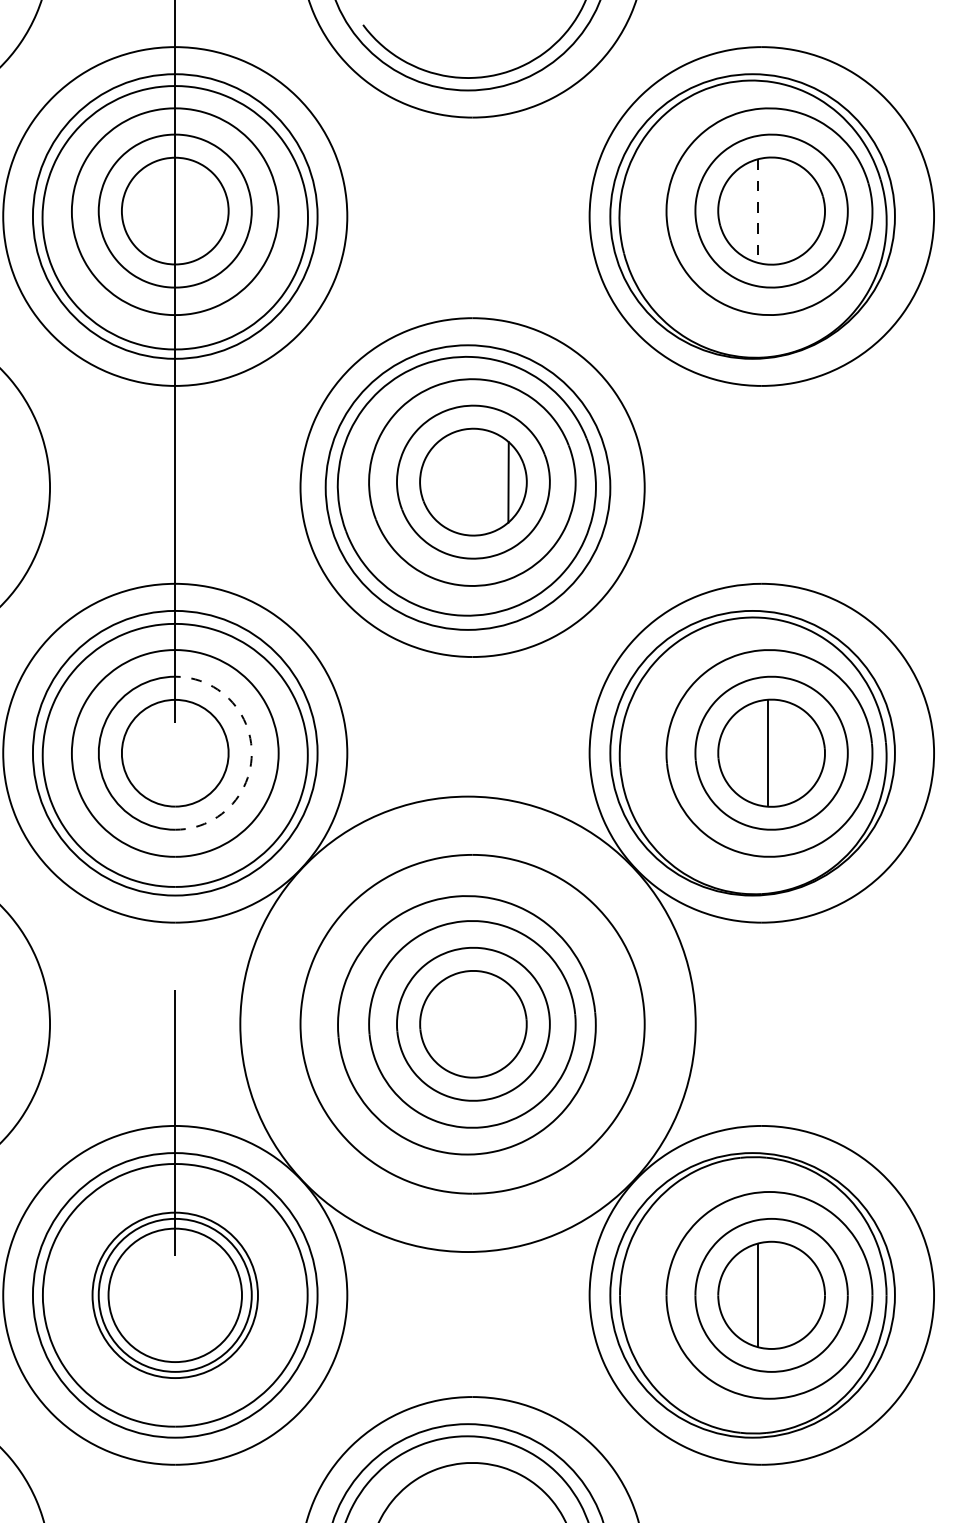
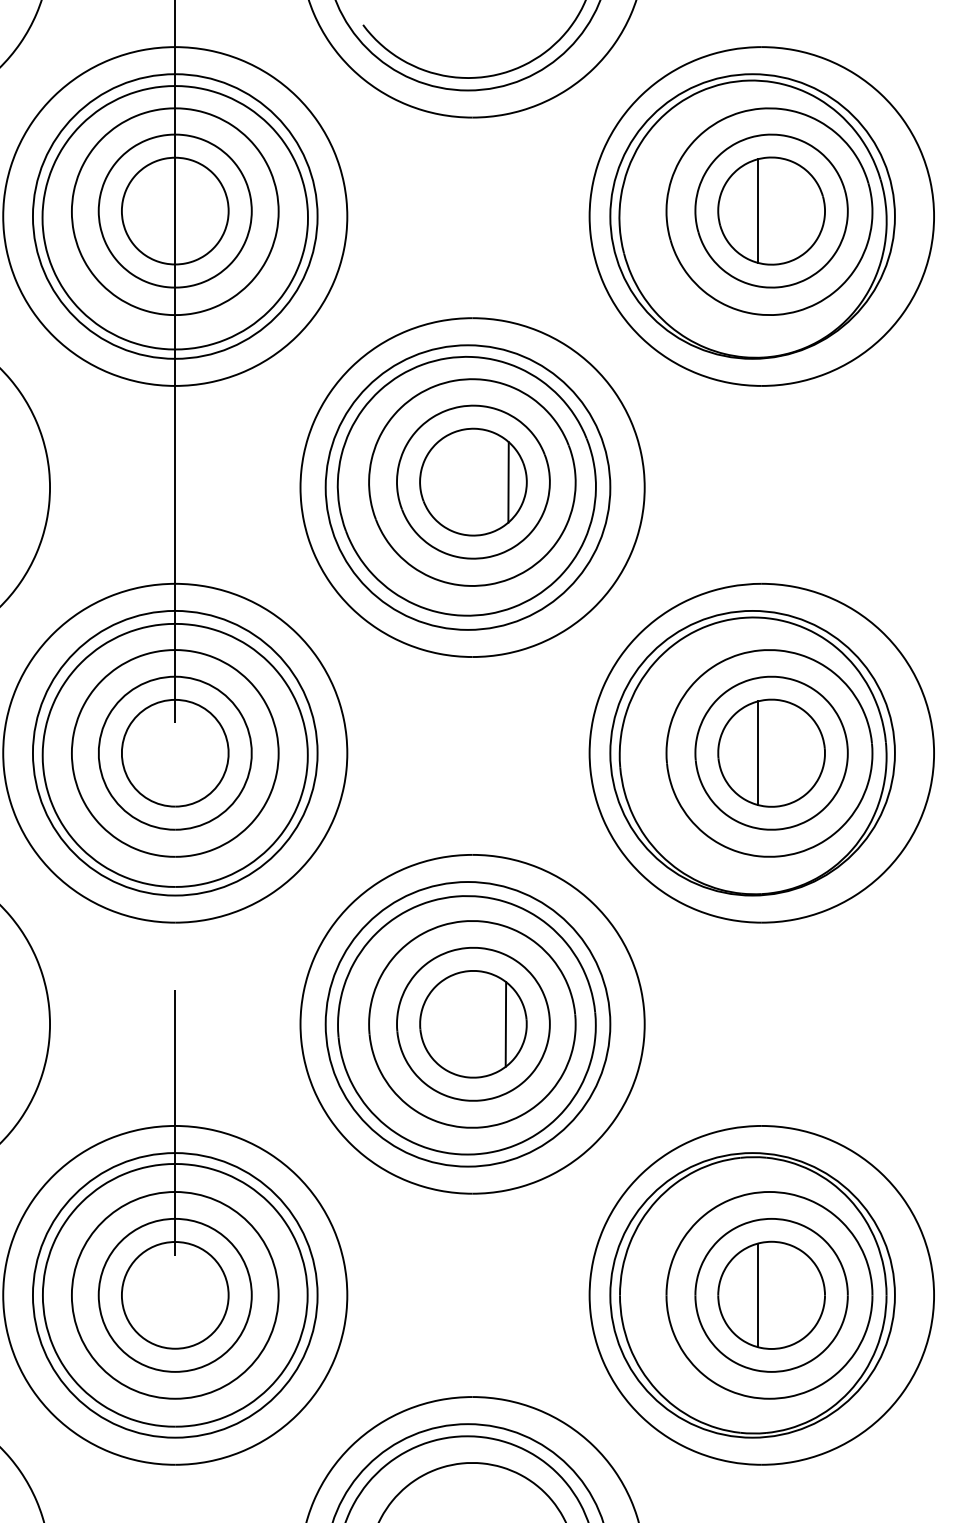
line: dashed -> solid (758, 211)
arc: dashed -> solid (251, 753)
line position: (768, 753) -> (758, 753) (758, 753)
circle diameter: 455 px -> 285 px (467, 1024)
line: none -> present (505, 1024)
circle diameter: 165 px -> 207 px (174, 1294)
circle diameter: 133 px -> 107 px (174, 1295)
